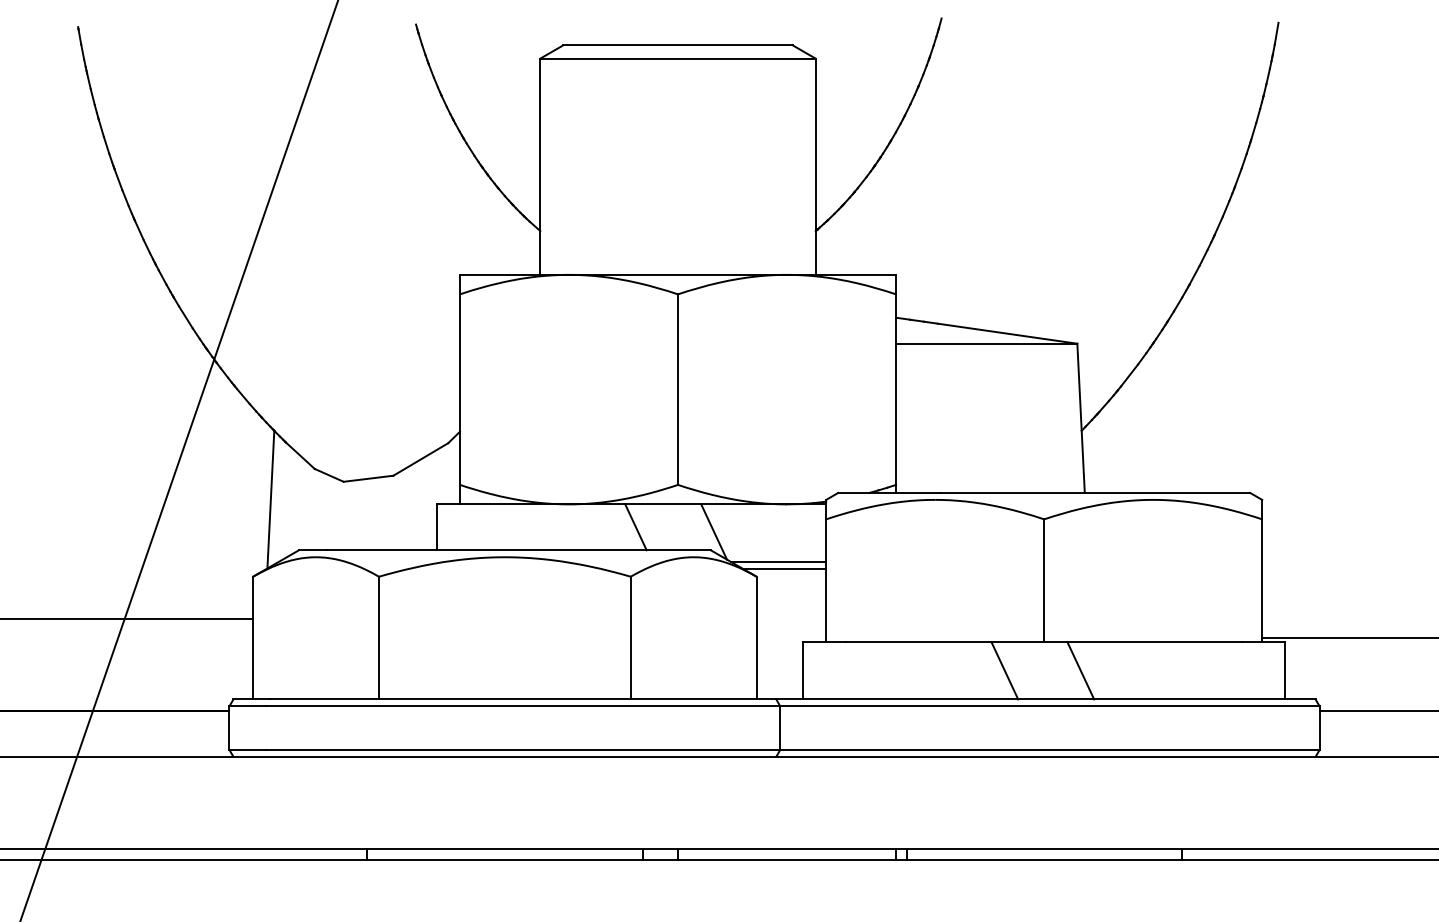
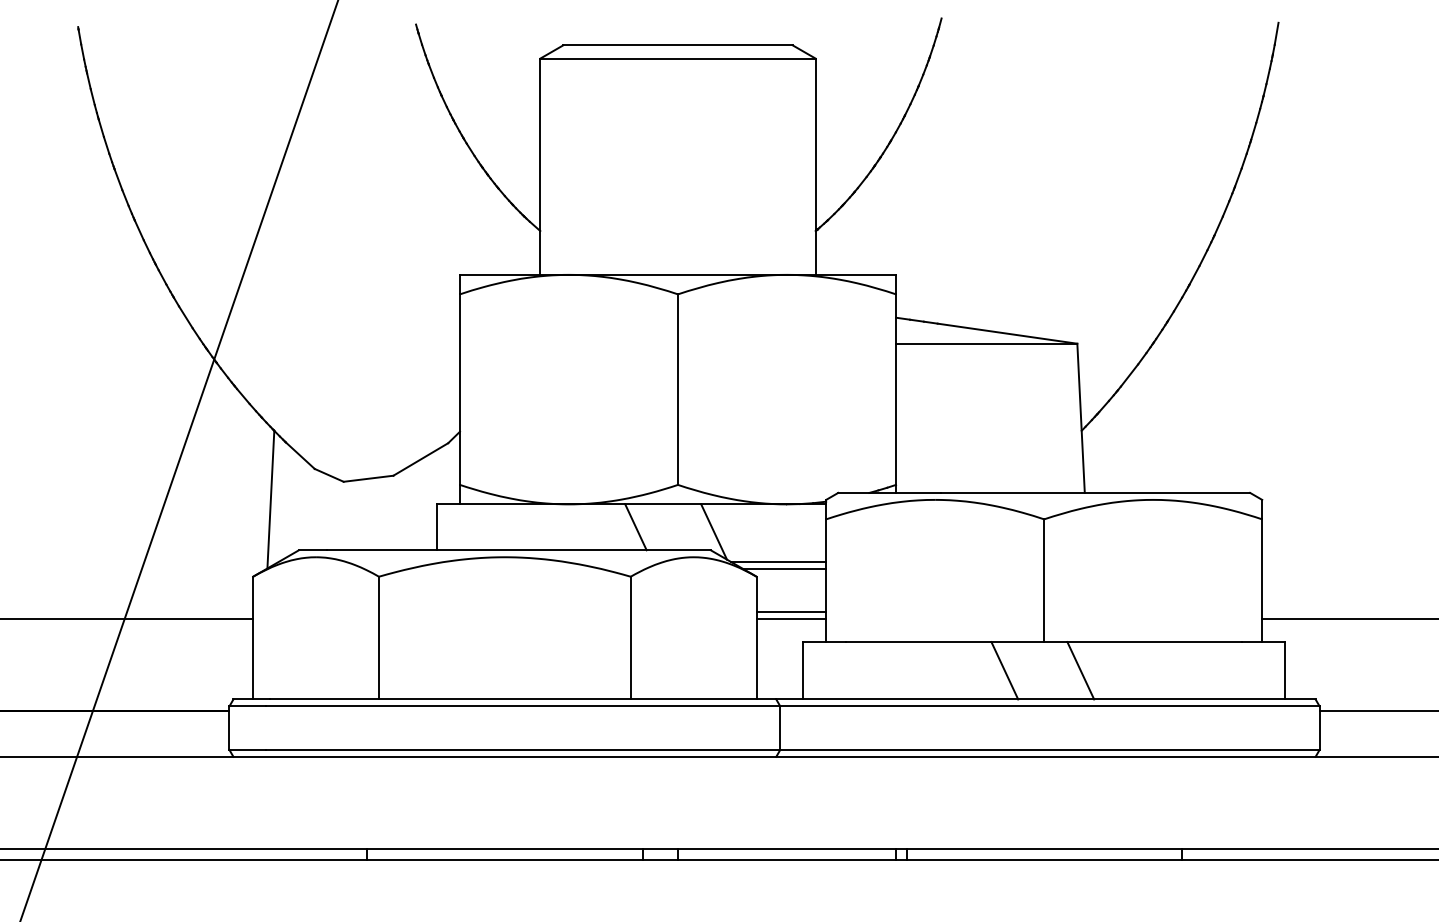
line: none -> present (791, 612)
line: none -> present (791, 619)
line position: (1348, 638) -> (1348, 619) (1348, 619)
